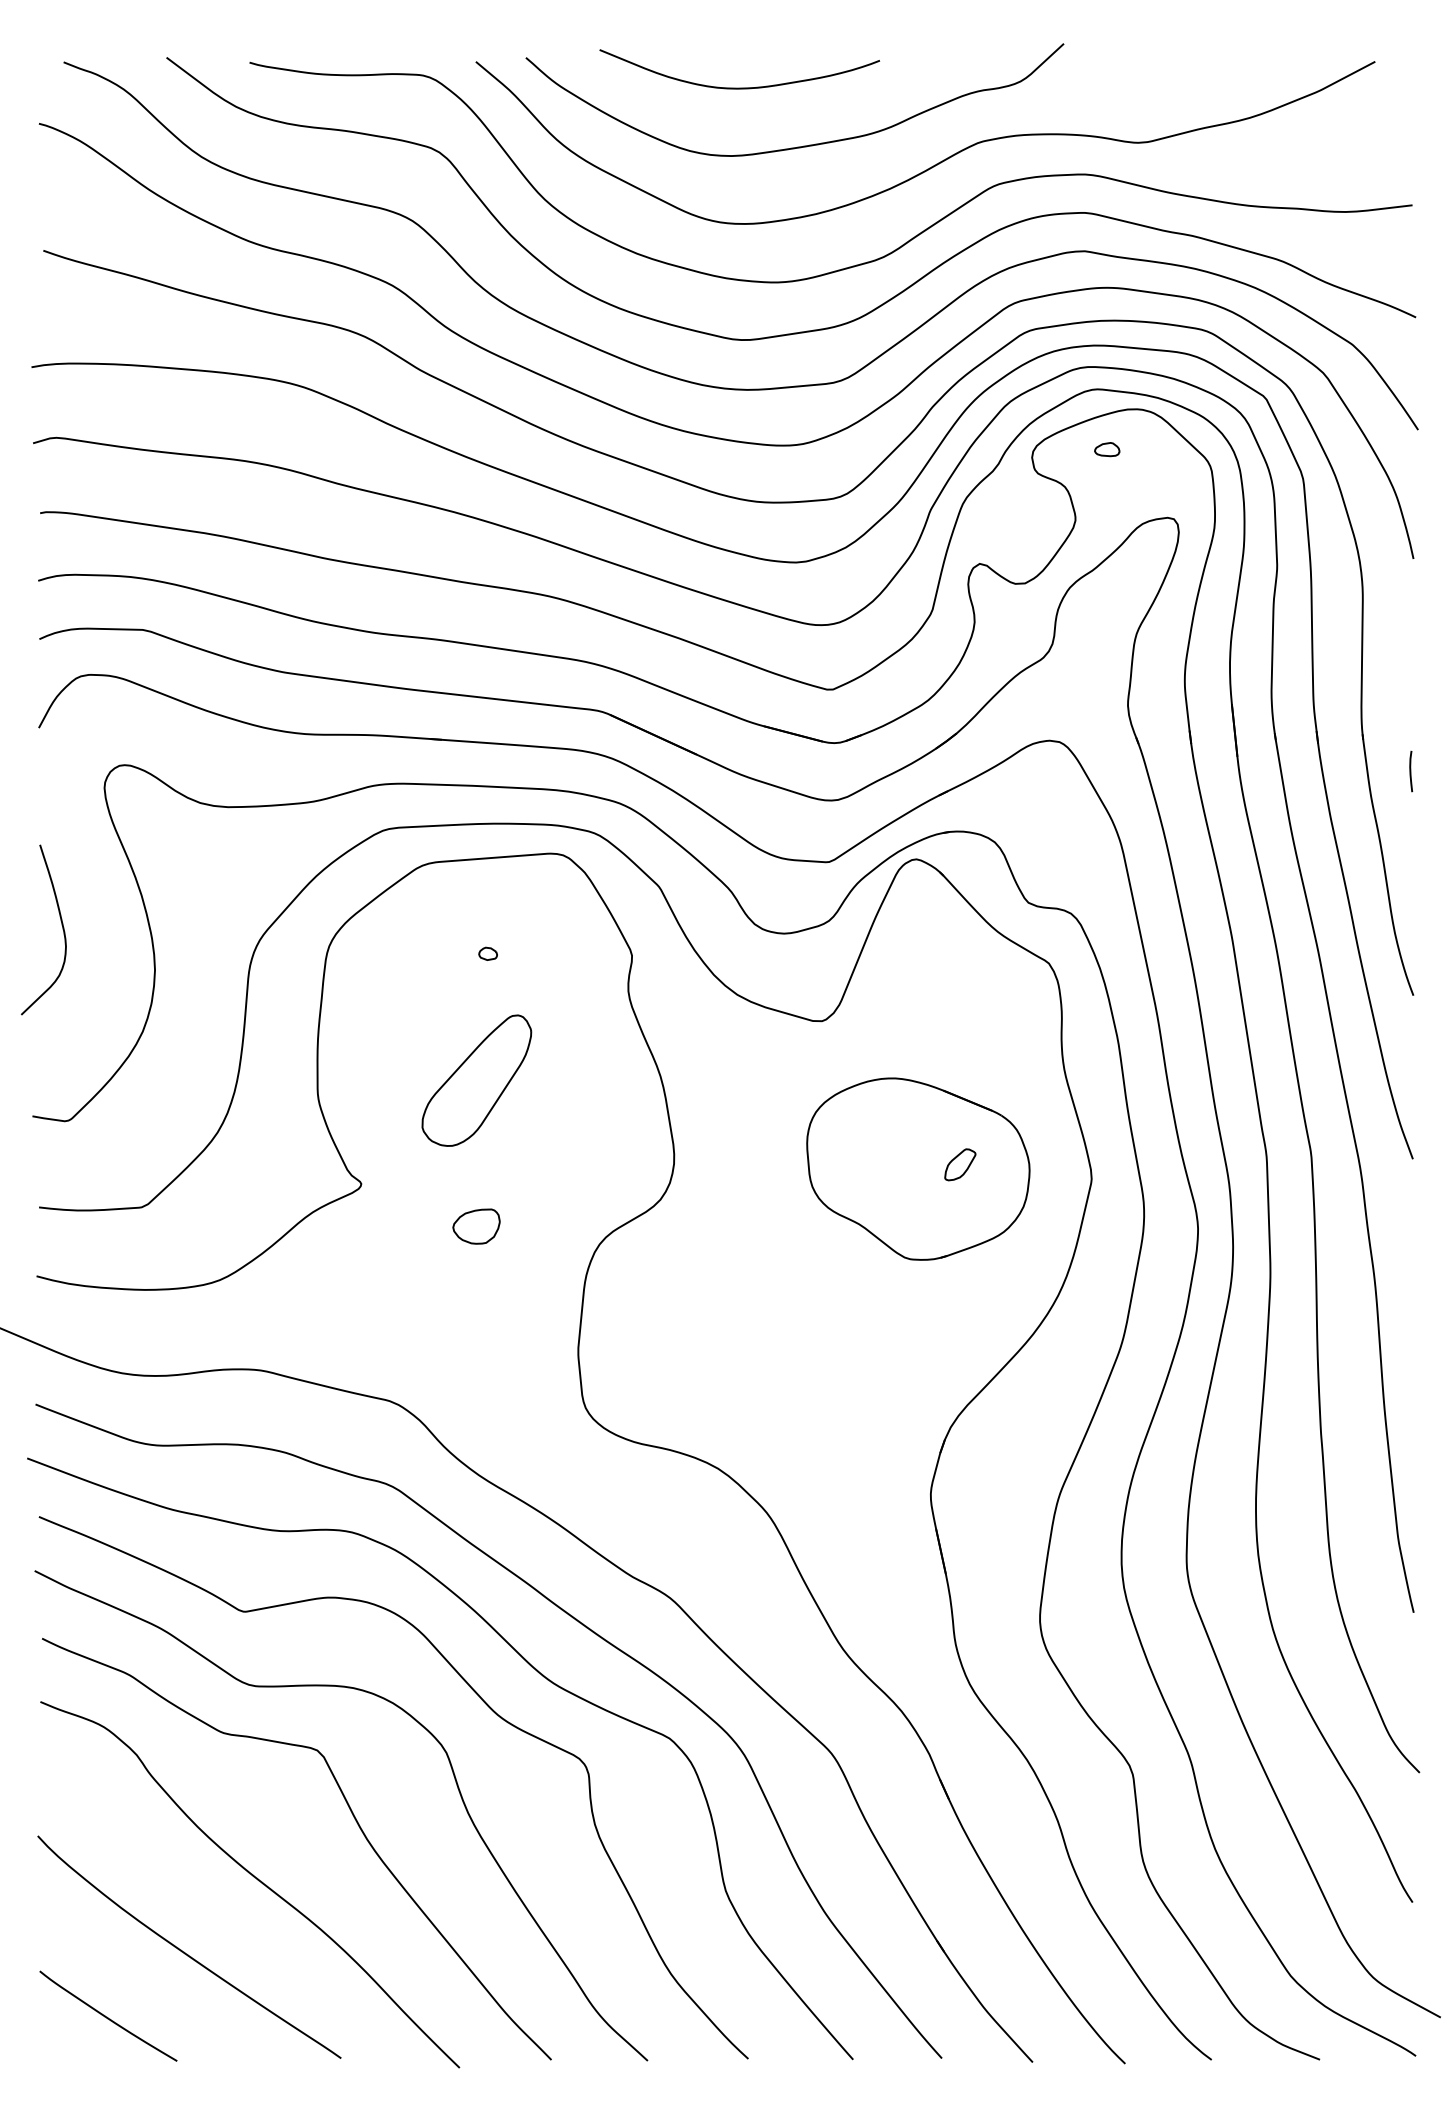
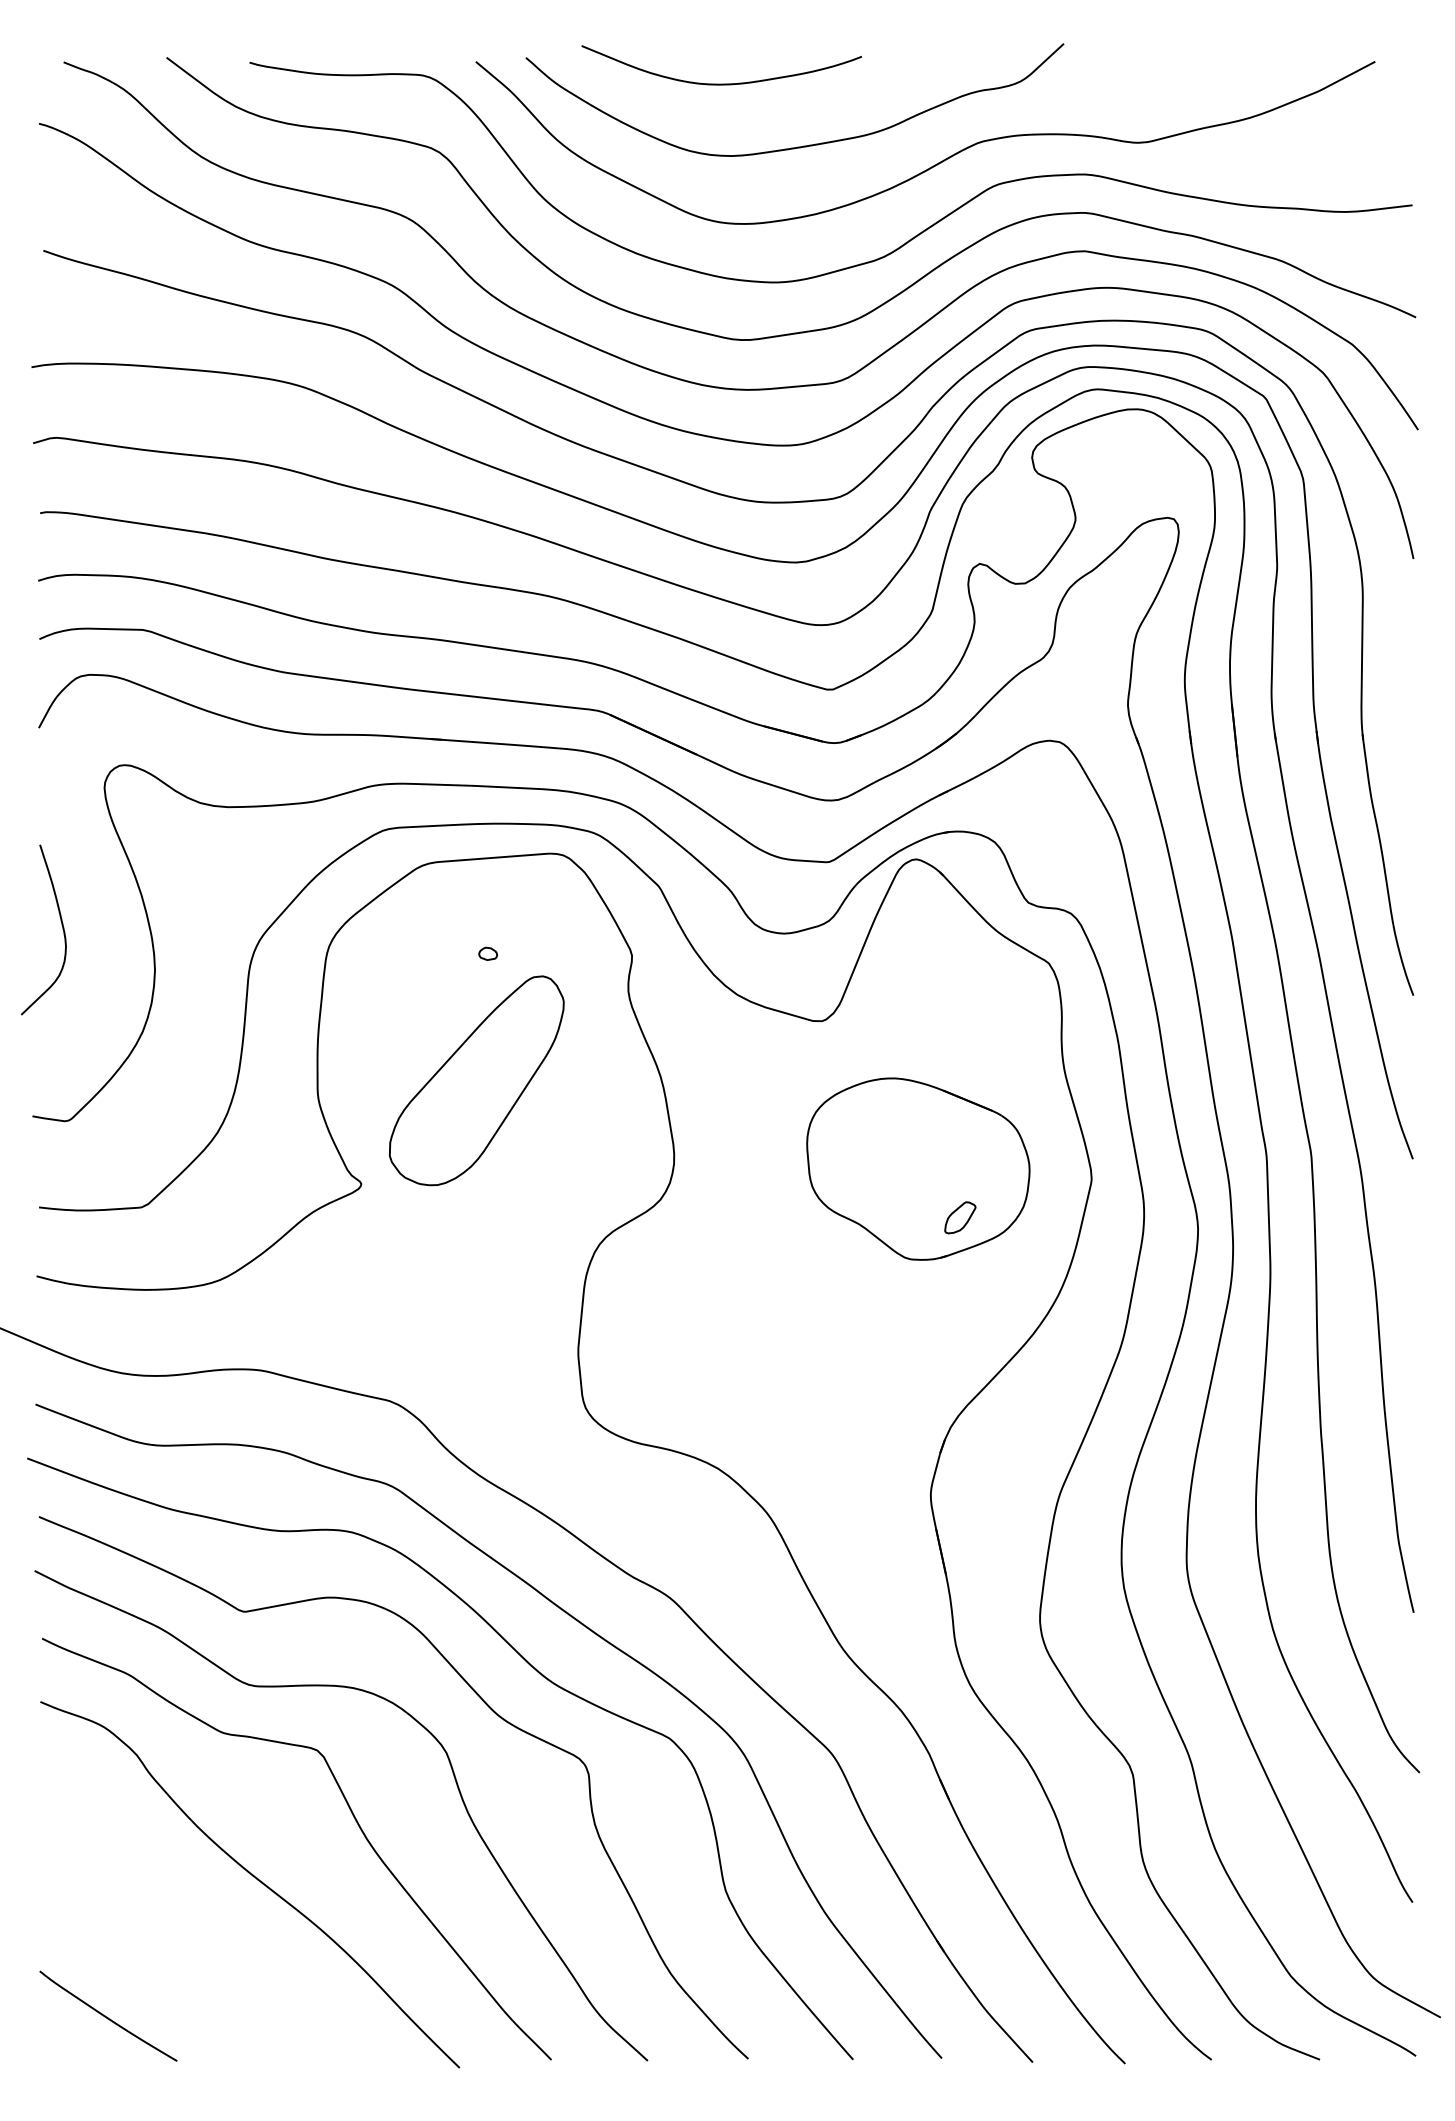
curve position: (739, 87) -> (721, 83) (721, 83)
part: present -> none (1107, 449)
curve: present -> none (1411, 771)
part size: 112x133 px -> 176x212 px (476, 1080)
part position: (960, 1164) -> (960, 1217) (960, 1217)
part: present -> none (476, 1226)
curve: present -> none (184, 1951)
